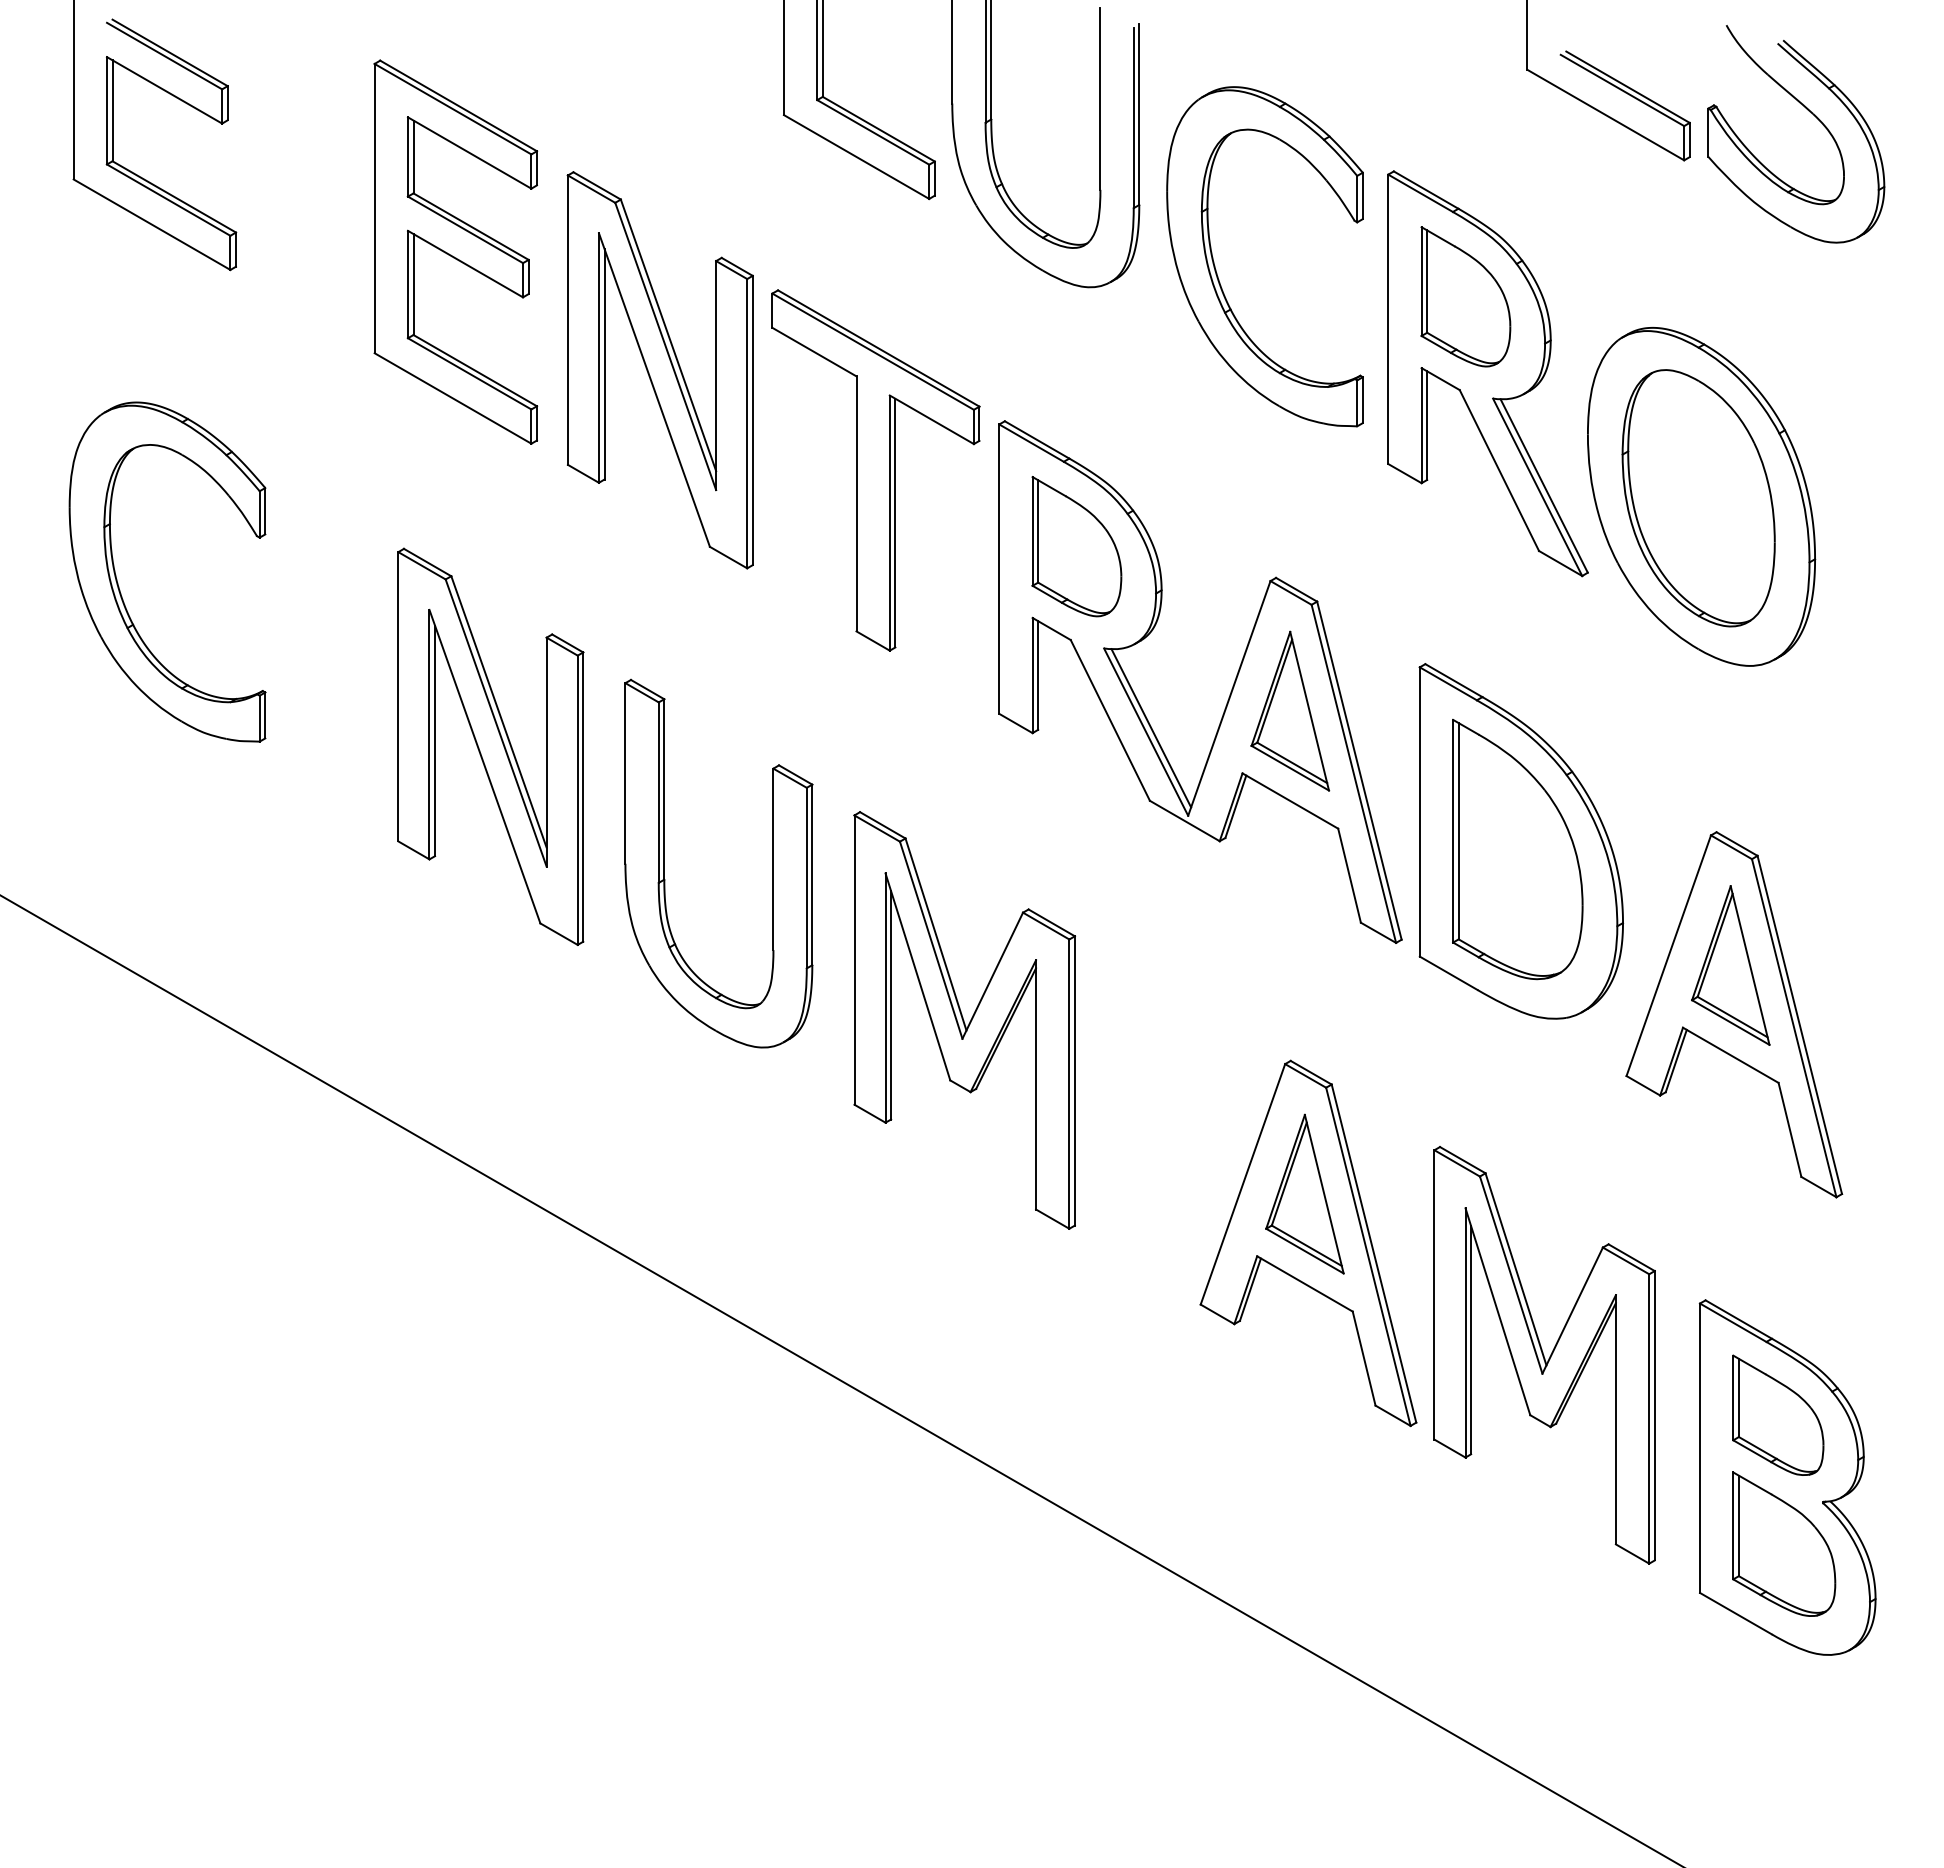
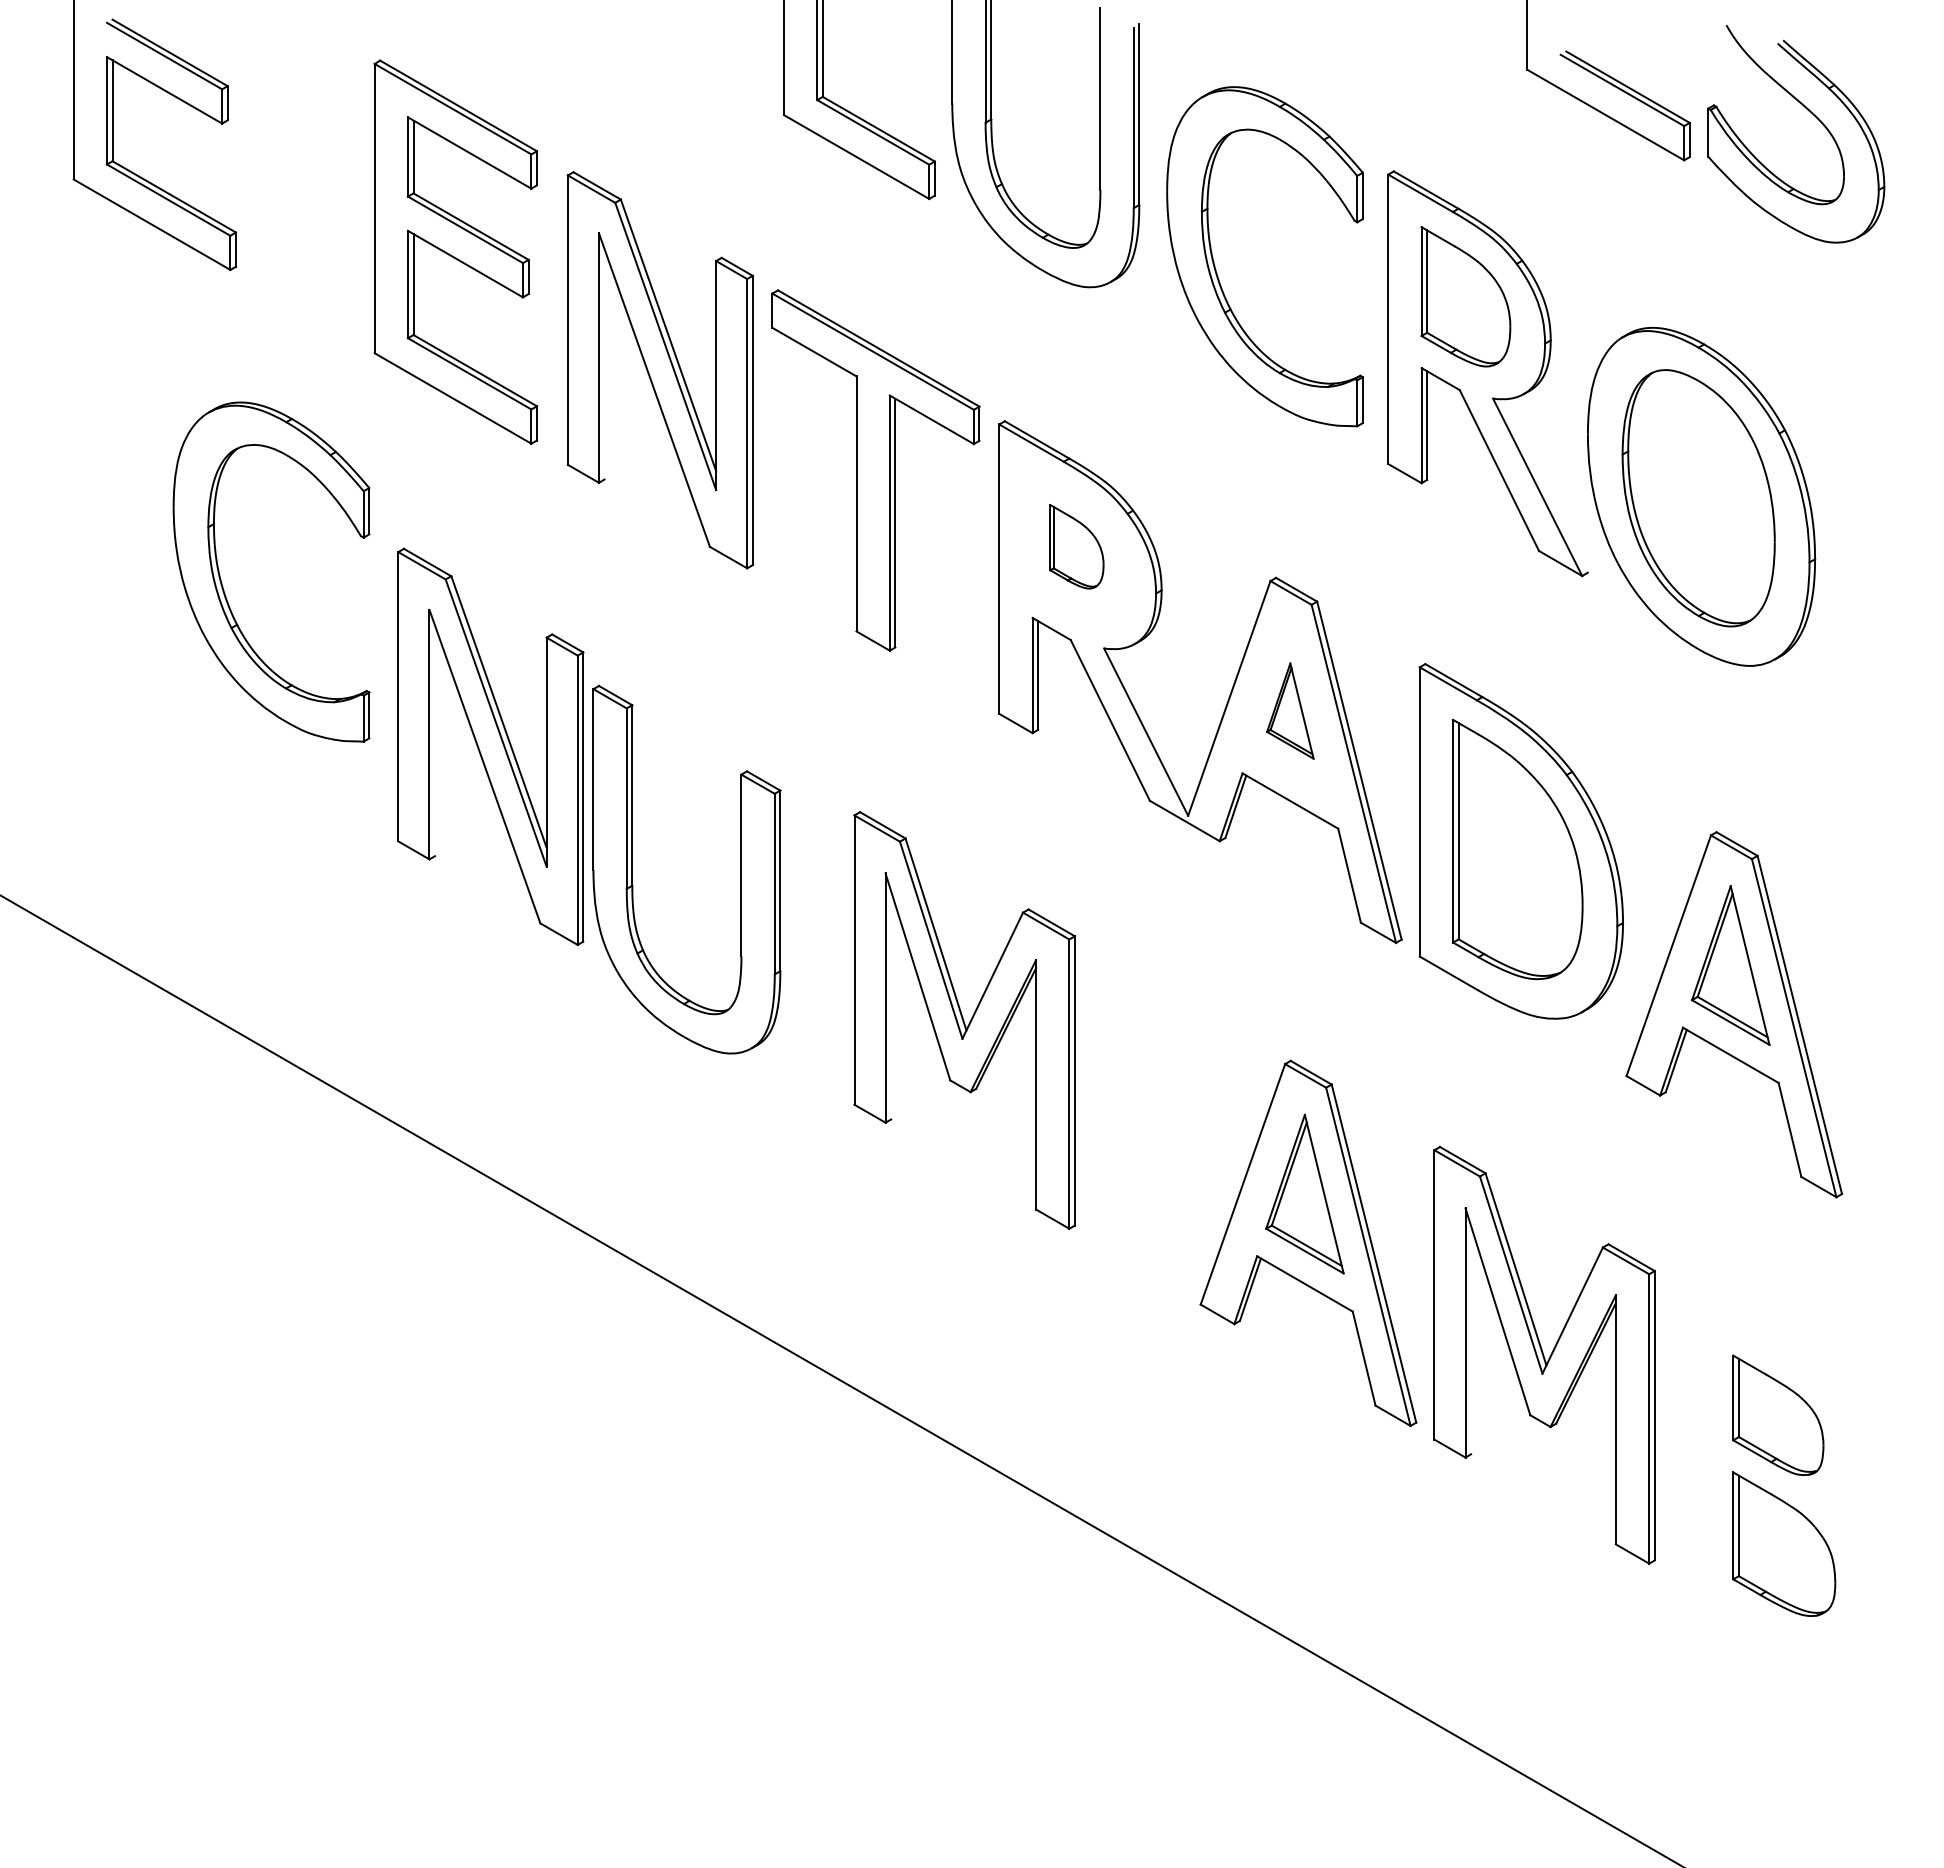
line: present -> none (604, 364)
line: present -> none (1543, 485)
part size: 92x142 px -> 56x86 px (1076, 546)
part position: (119, 586) -> (223, 586) (223, 586)
part size: 81x162 px -> 49x98 px (1290, 710)
line: present -> none (1151, 728)
line: present -> none (435, 740)
part position: (664, 863) -> (632, 869) (632, 869)
line: present -> none (891, 1005)
line: present -> none (1471, 1340)
part: present -> none (1787, 1477)
